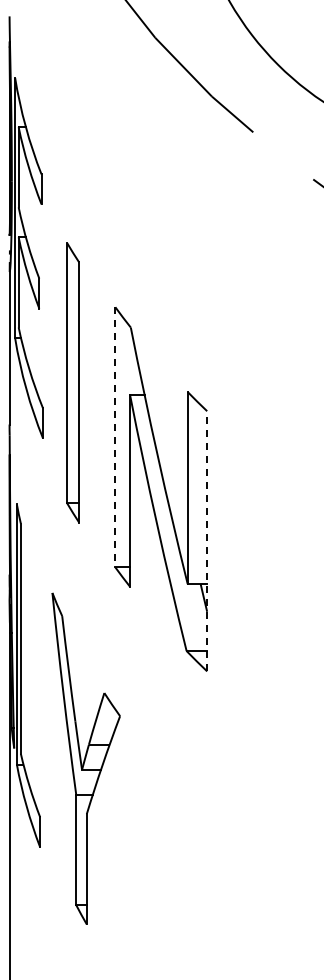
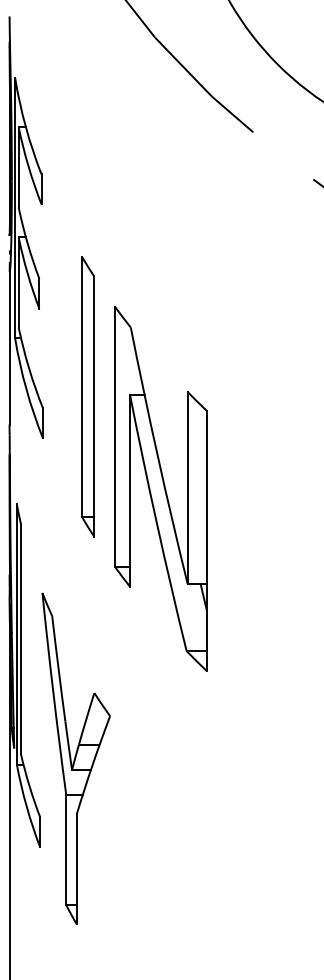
part position: (72, 382) -> (87, 396) (87, 396)
line: dashed -> solid (115, 437)
line: dashed -> solid (207, 540)
part position: (85, 758) -> (75, 758) (75, 758)
